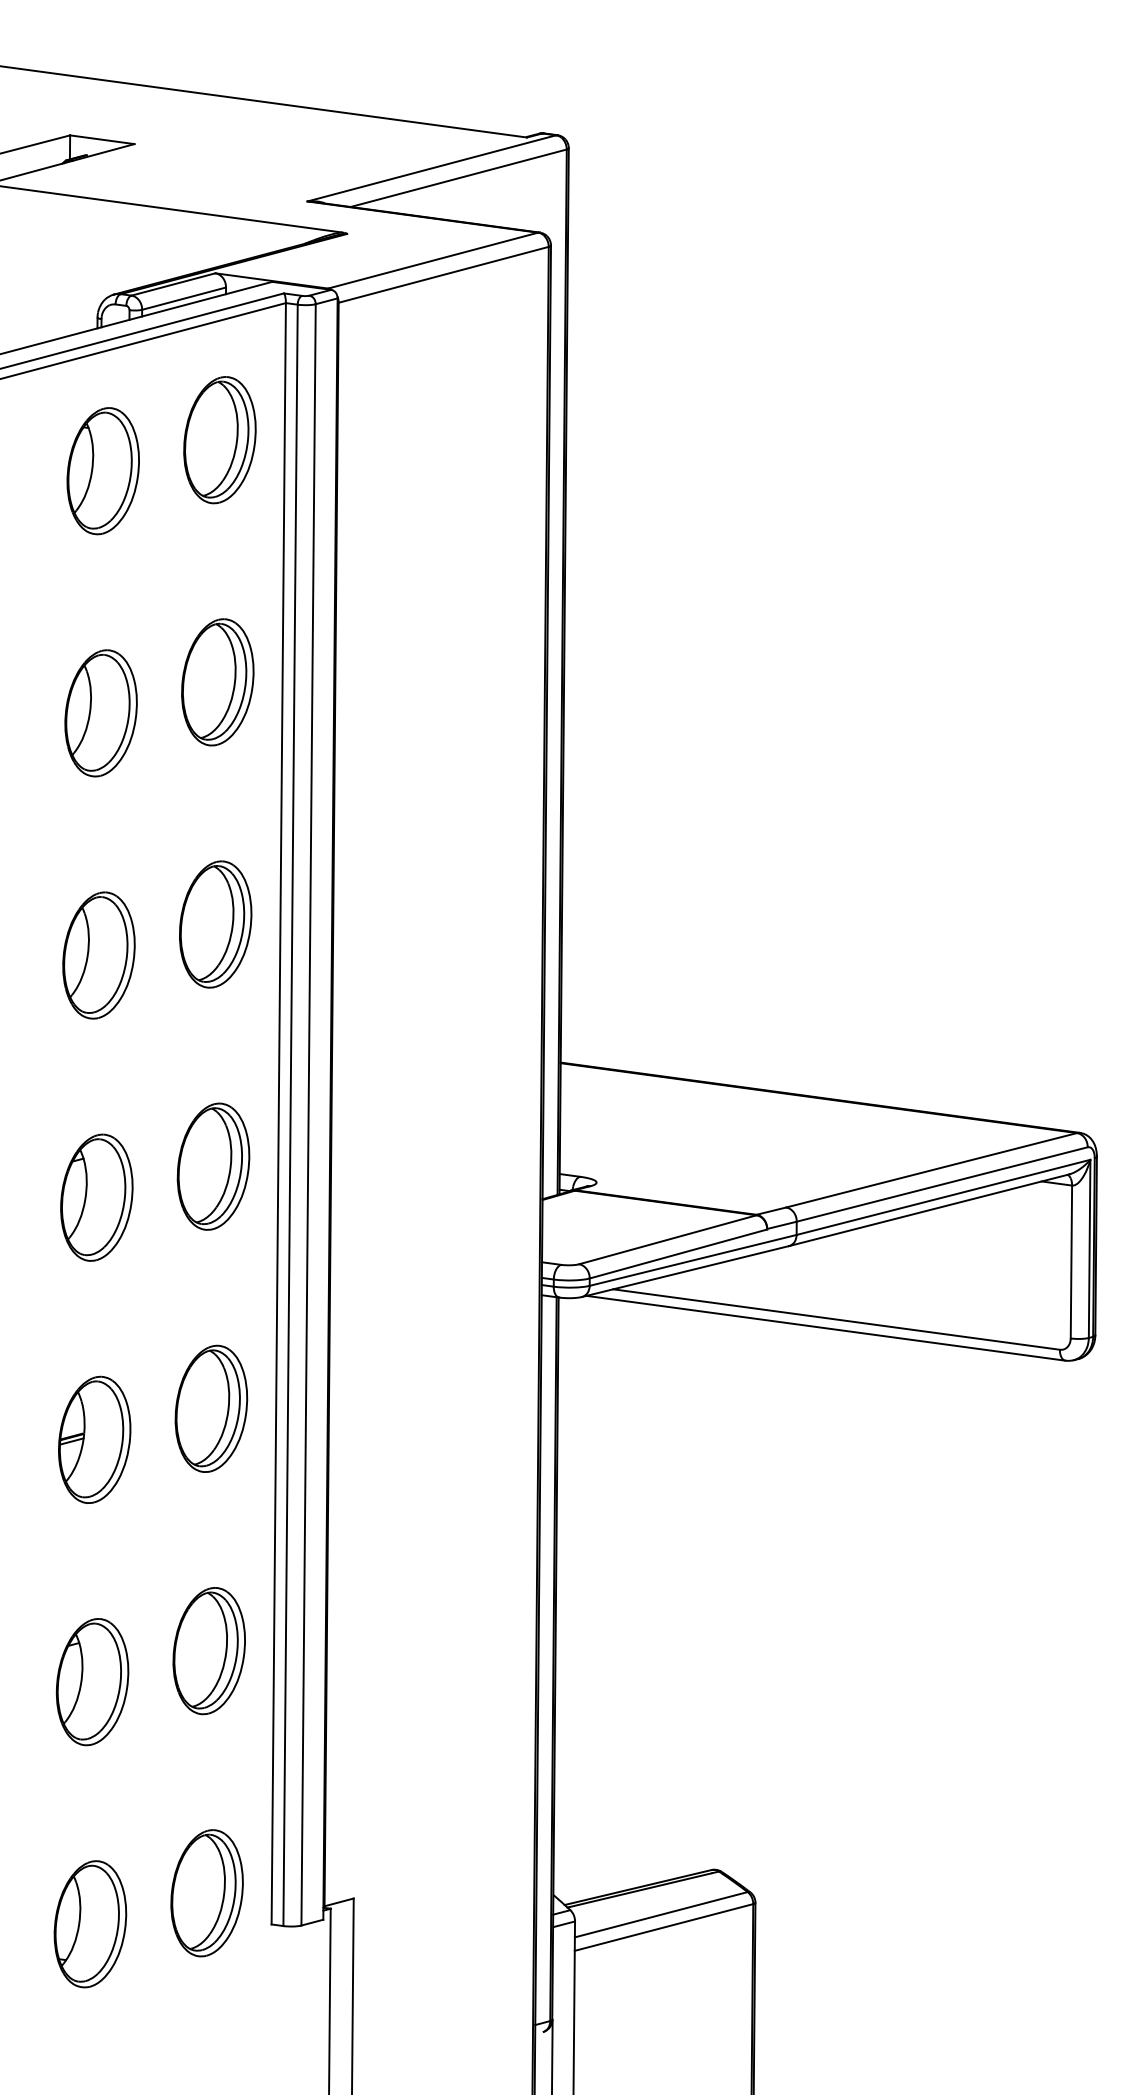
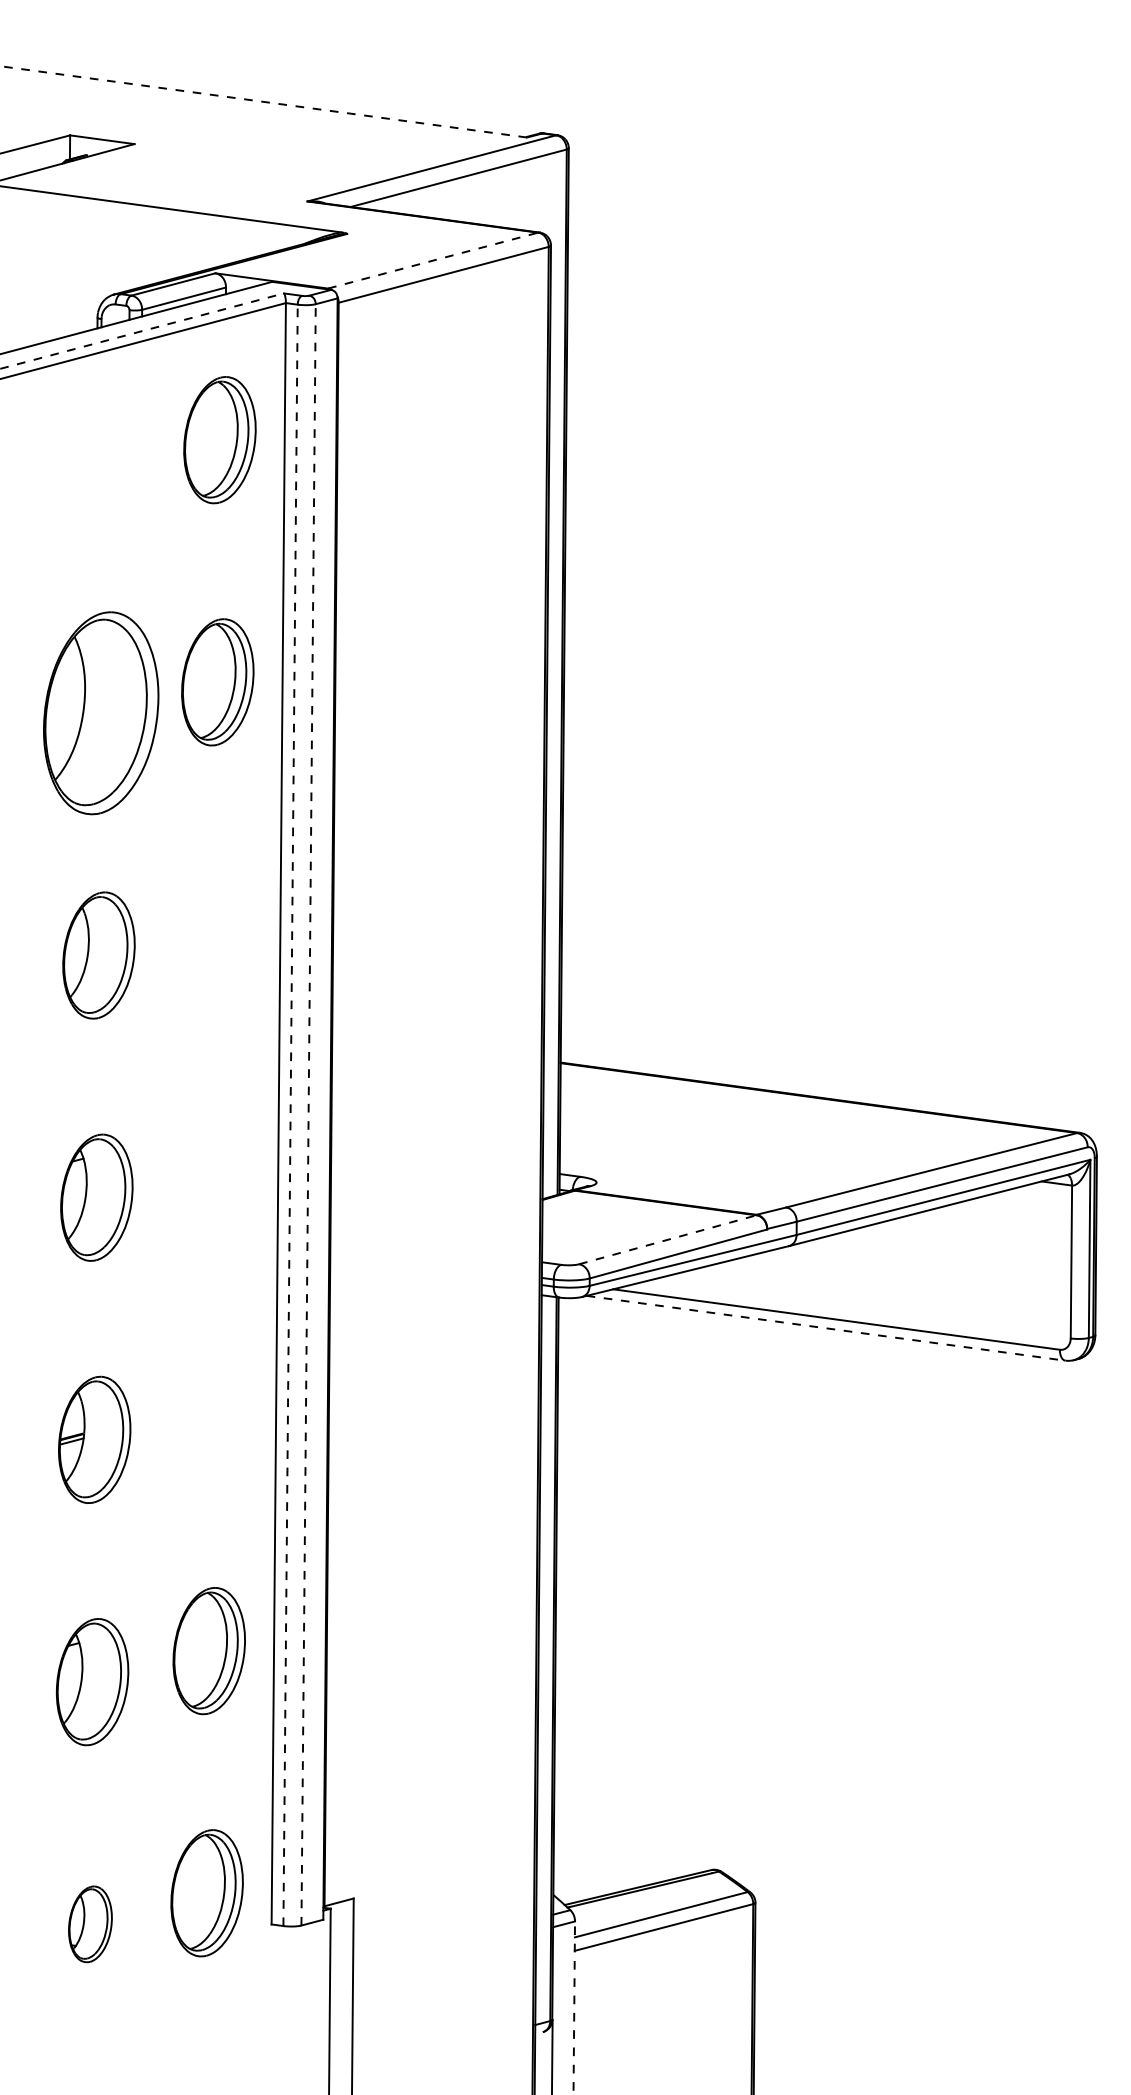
line: solid -> dashed (263, 101)
line: solid -> dashed (433, 260)
line: solid -> dashed (142, 331)
part: present -> none (102, 471)
part size: 74x129 px -> 117x205 px (101, 713)
part: present -> none (215, 924)
line: solid -> dashed (308, 1114)
line: solid -> dashed (290, 1115)
part: present -> none (213, 1166)
line: solid -> dashed (668, 1239)
line: solid -> dashed (826, 1328)
part: present -> none (211, 1408)
part size: 75x129 px -> 45x79 px (90, 1924)
line: solid -> dashed (574, 2007)
